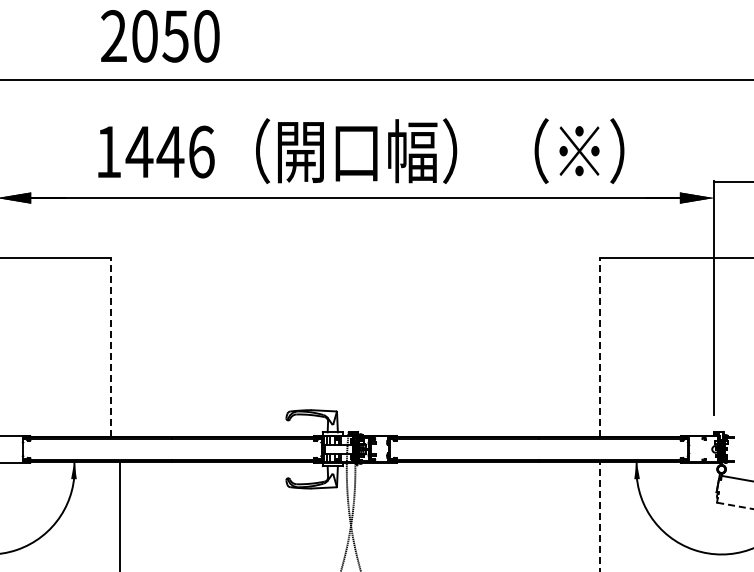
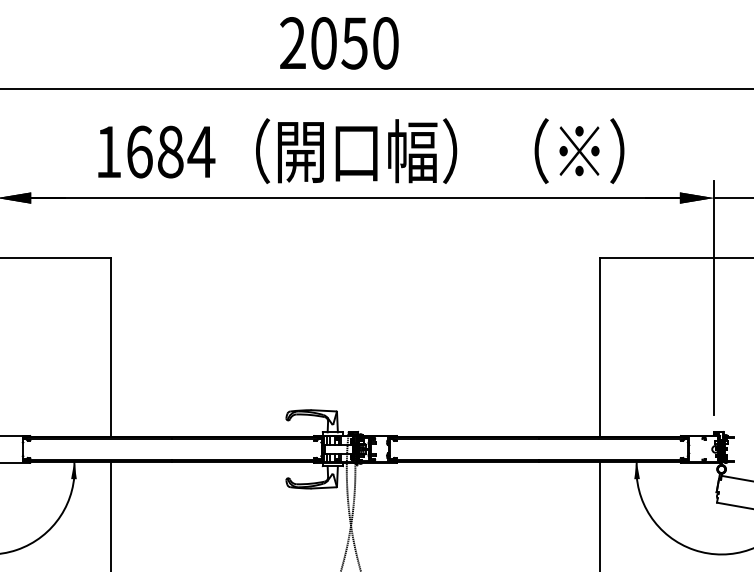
text position: (160, 36) -> (339, 43) (339, 43)
line position: (376, 80) -> (376, 89) (376, 89)
text: 1446 -> 1684 (170, 151)
line position: (731, 182) -> (731, 198) (731, 198)
line: dashed -> solid (110, 346)
line: dashed -> solid (600, 346)
line: dashed -> solid (735, 505)
line position: (119, 515) -> (110, 515) (110, 515)
line: dashed -> solid (600, 516)
